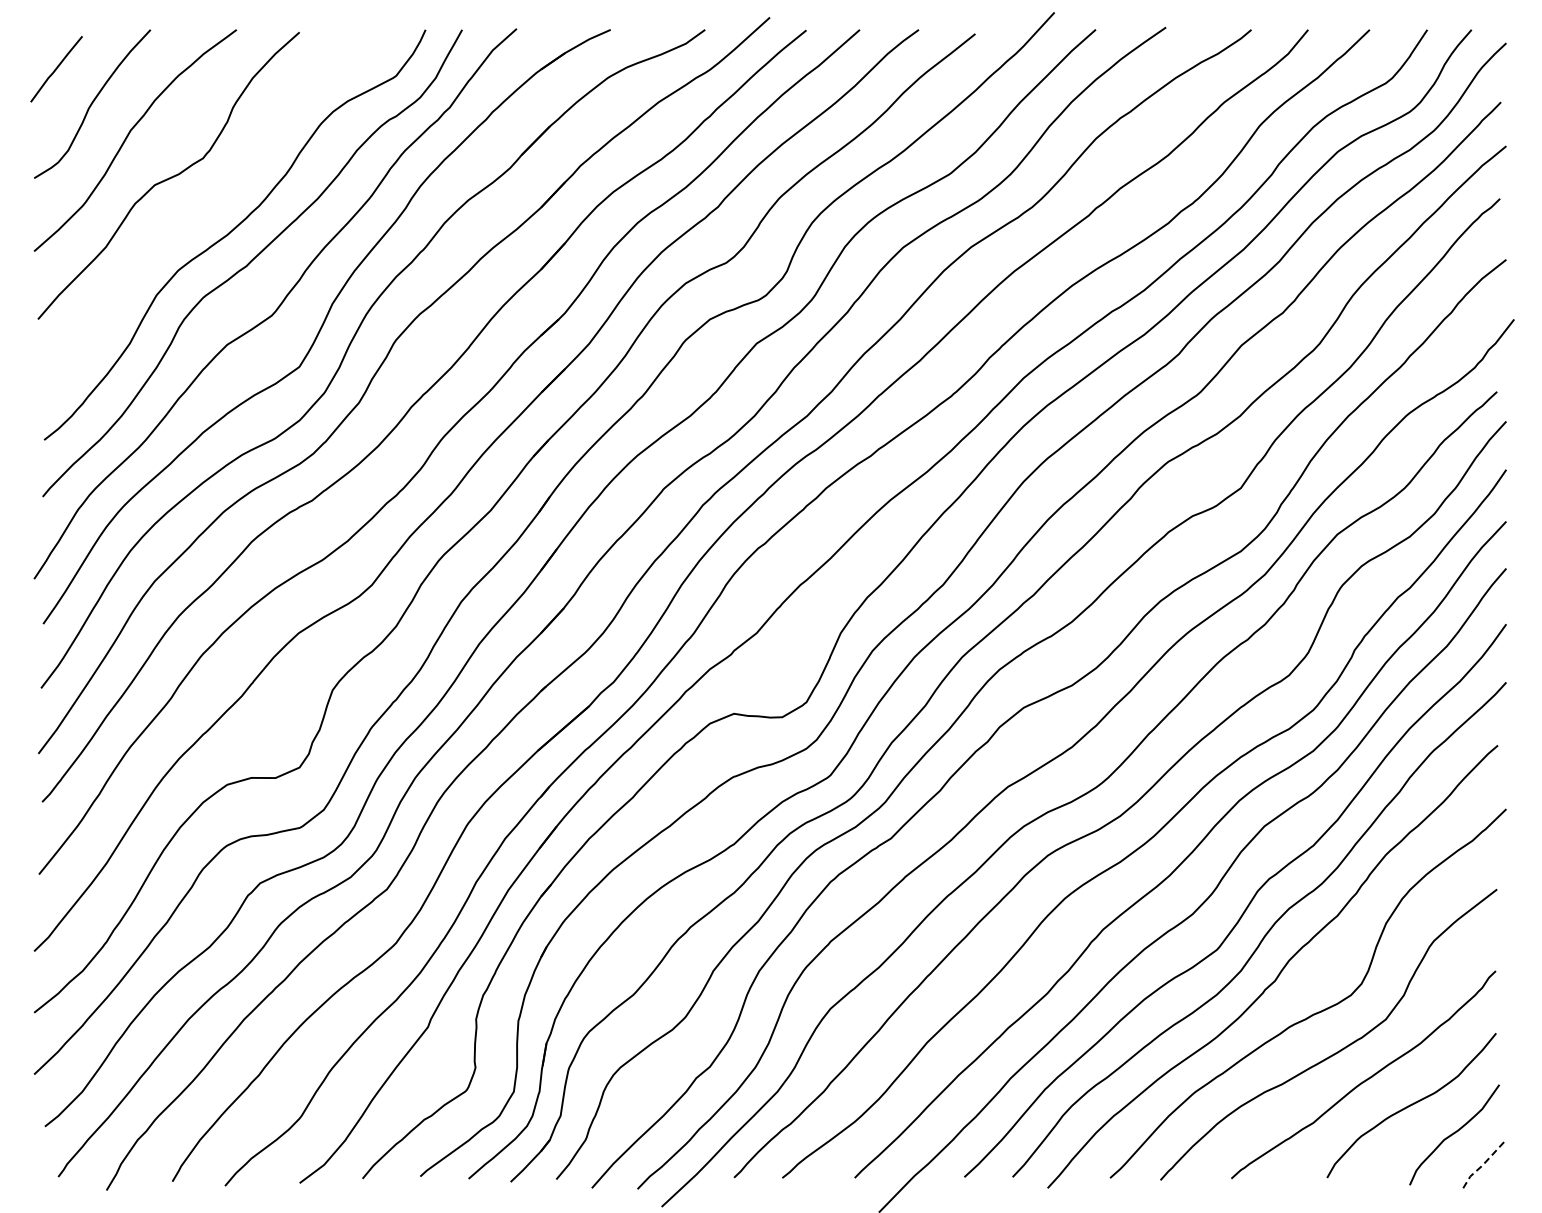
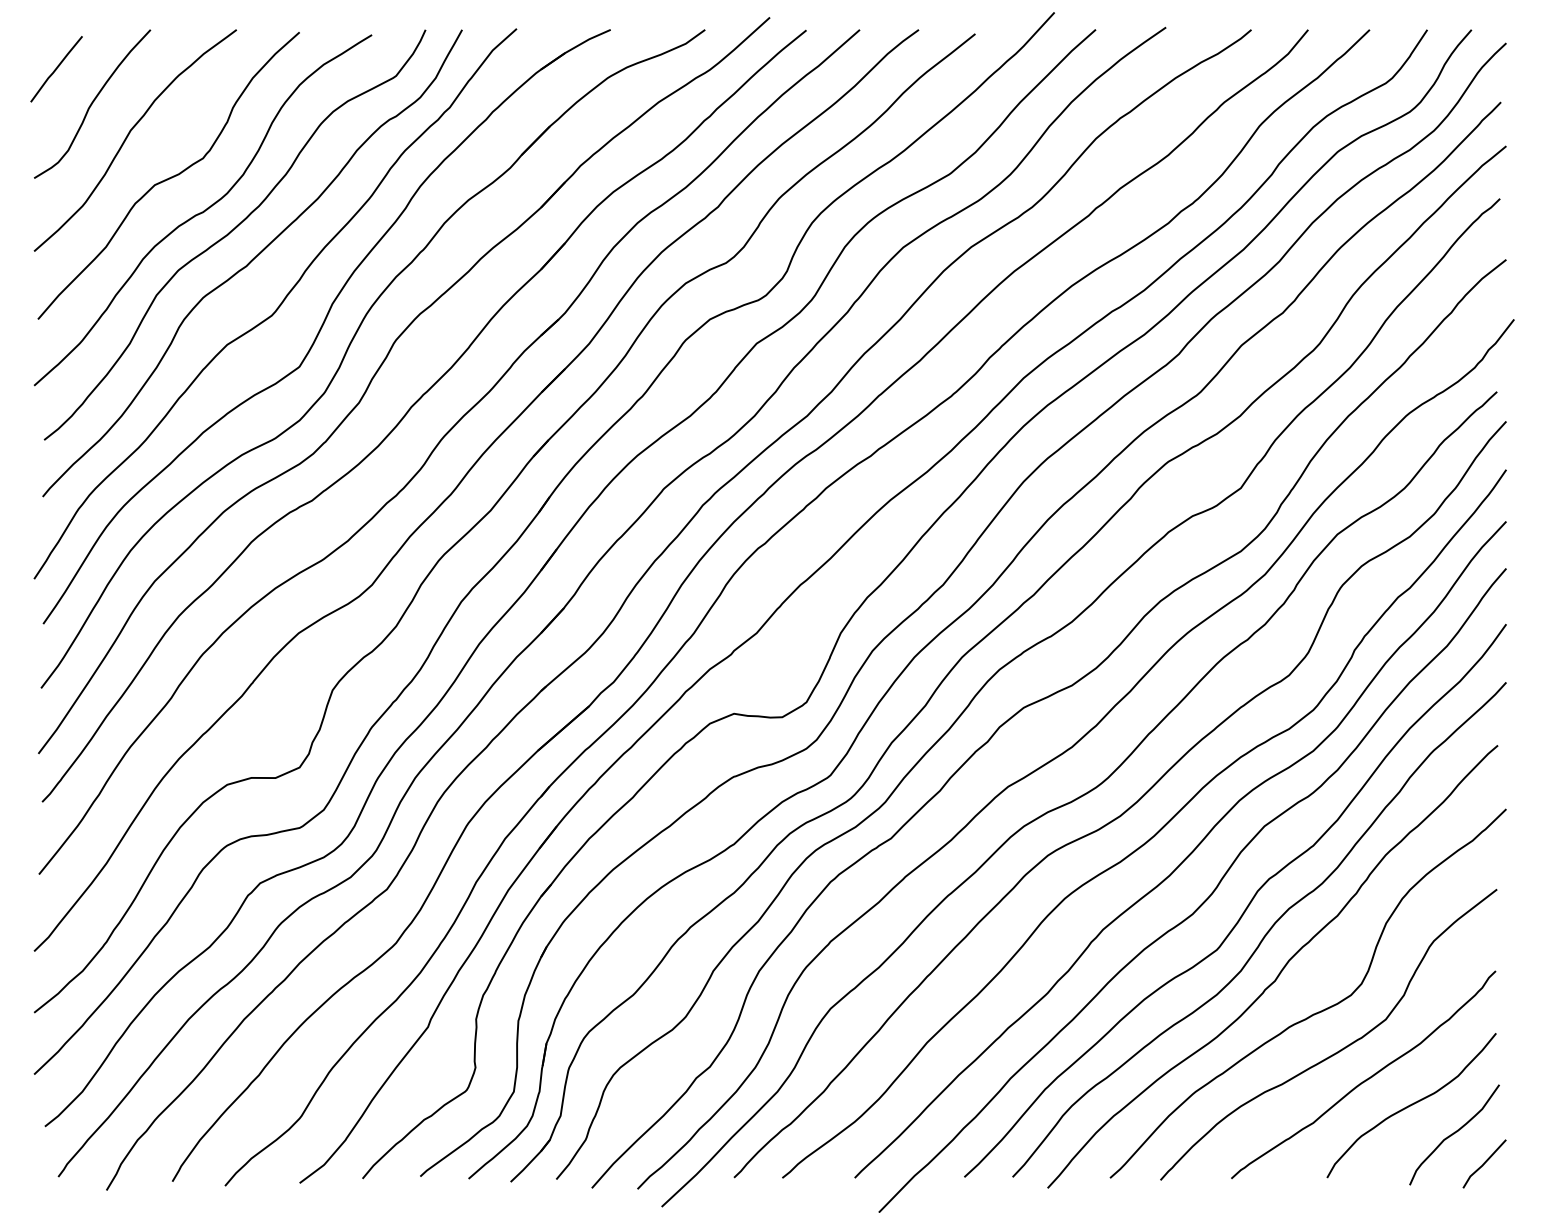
curve: none -> present (203, 210)
line: dashed -> solid (1483, 1164)
